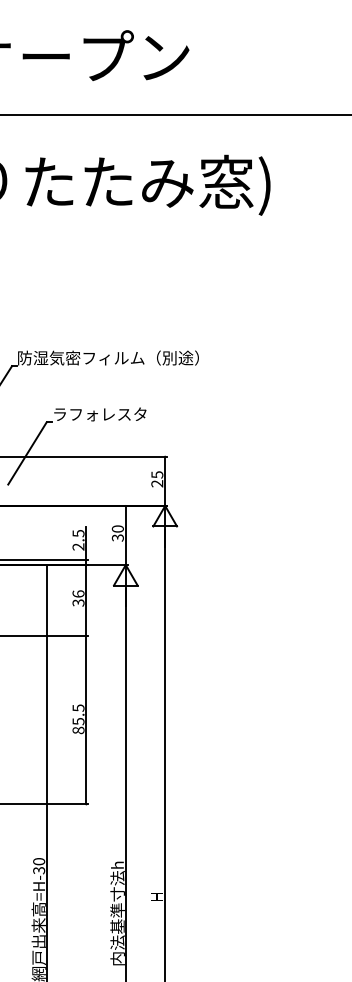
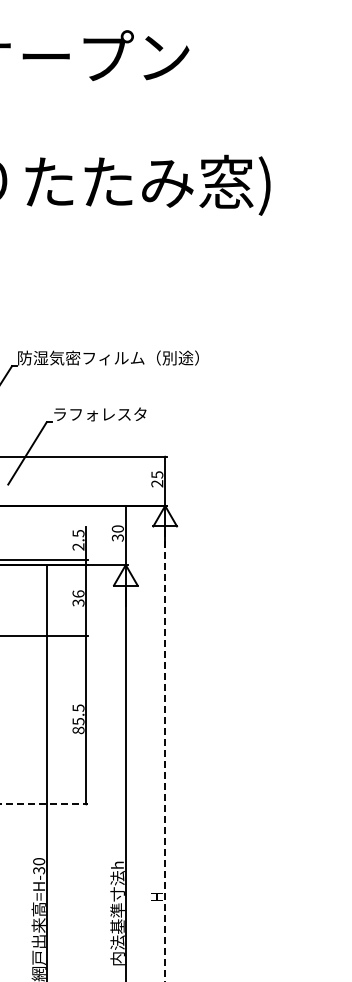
line: present -> none (175, 114)
line: solid -> dashed (165, 755)
line: solid -> dashed (44, 804)
